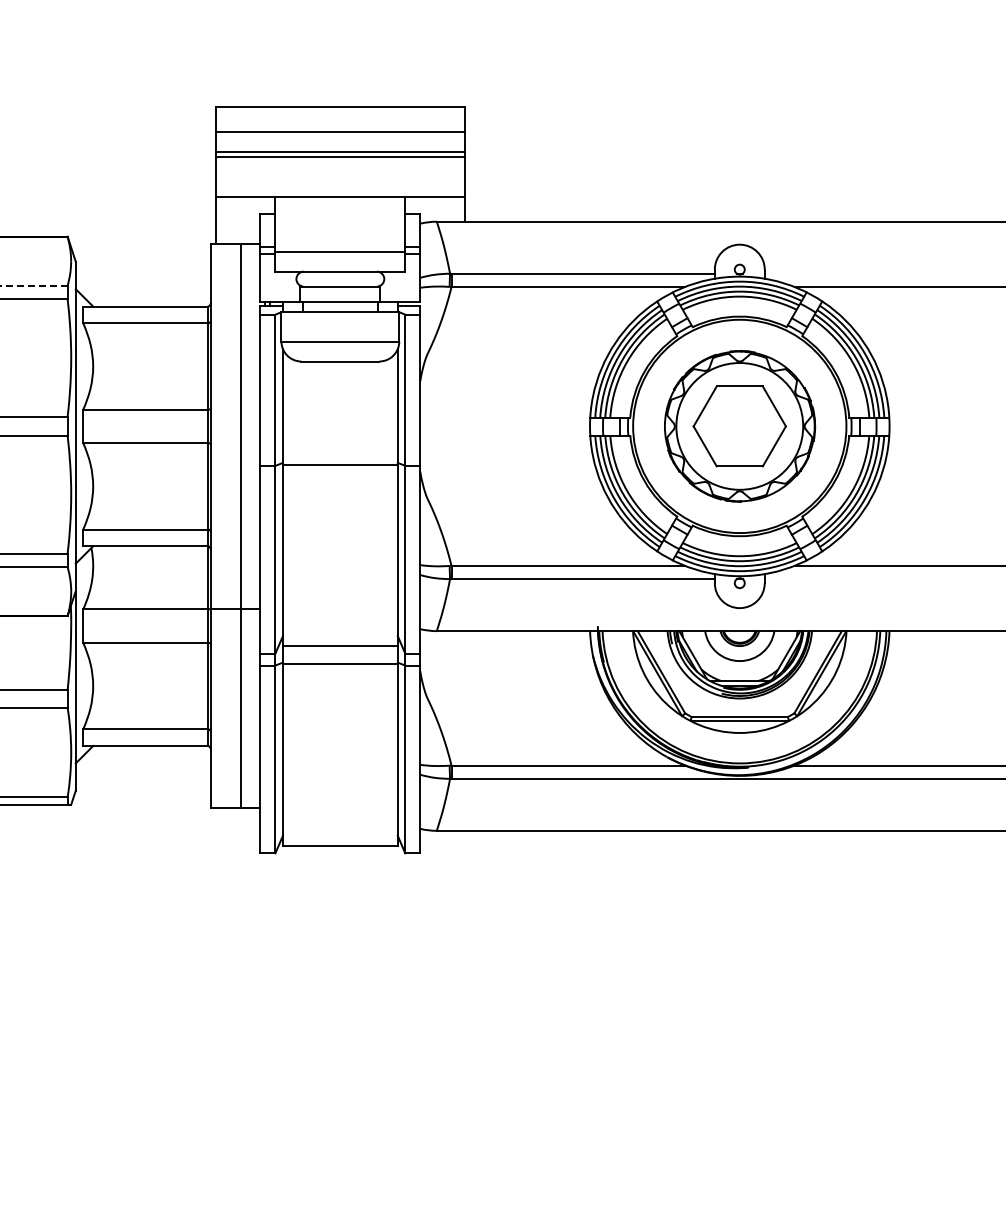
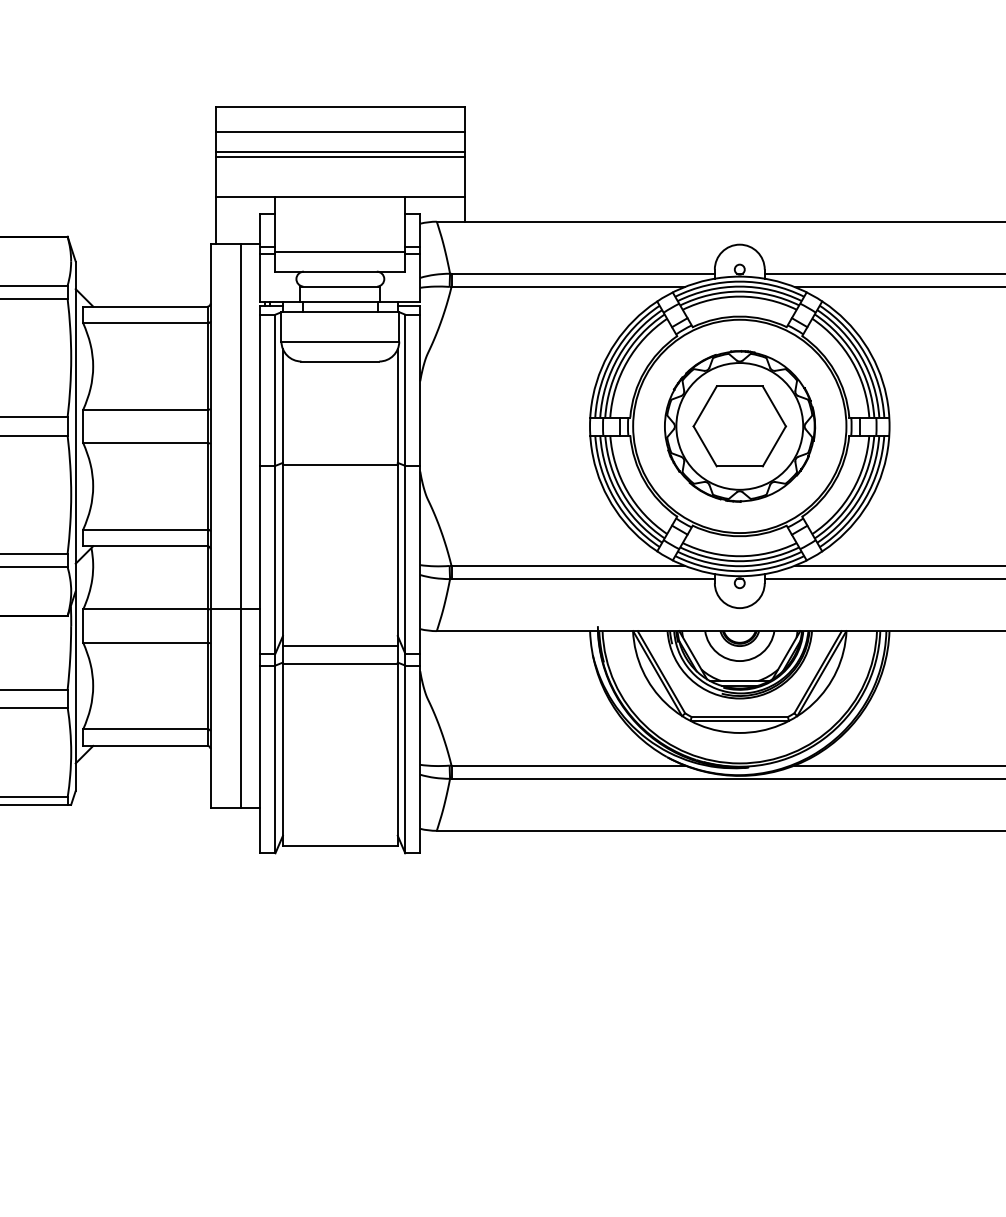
line: none -> present (883, 273)
line: dashed -> solid (33, 285)
line: none -> present (883, 579)
